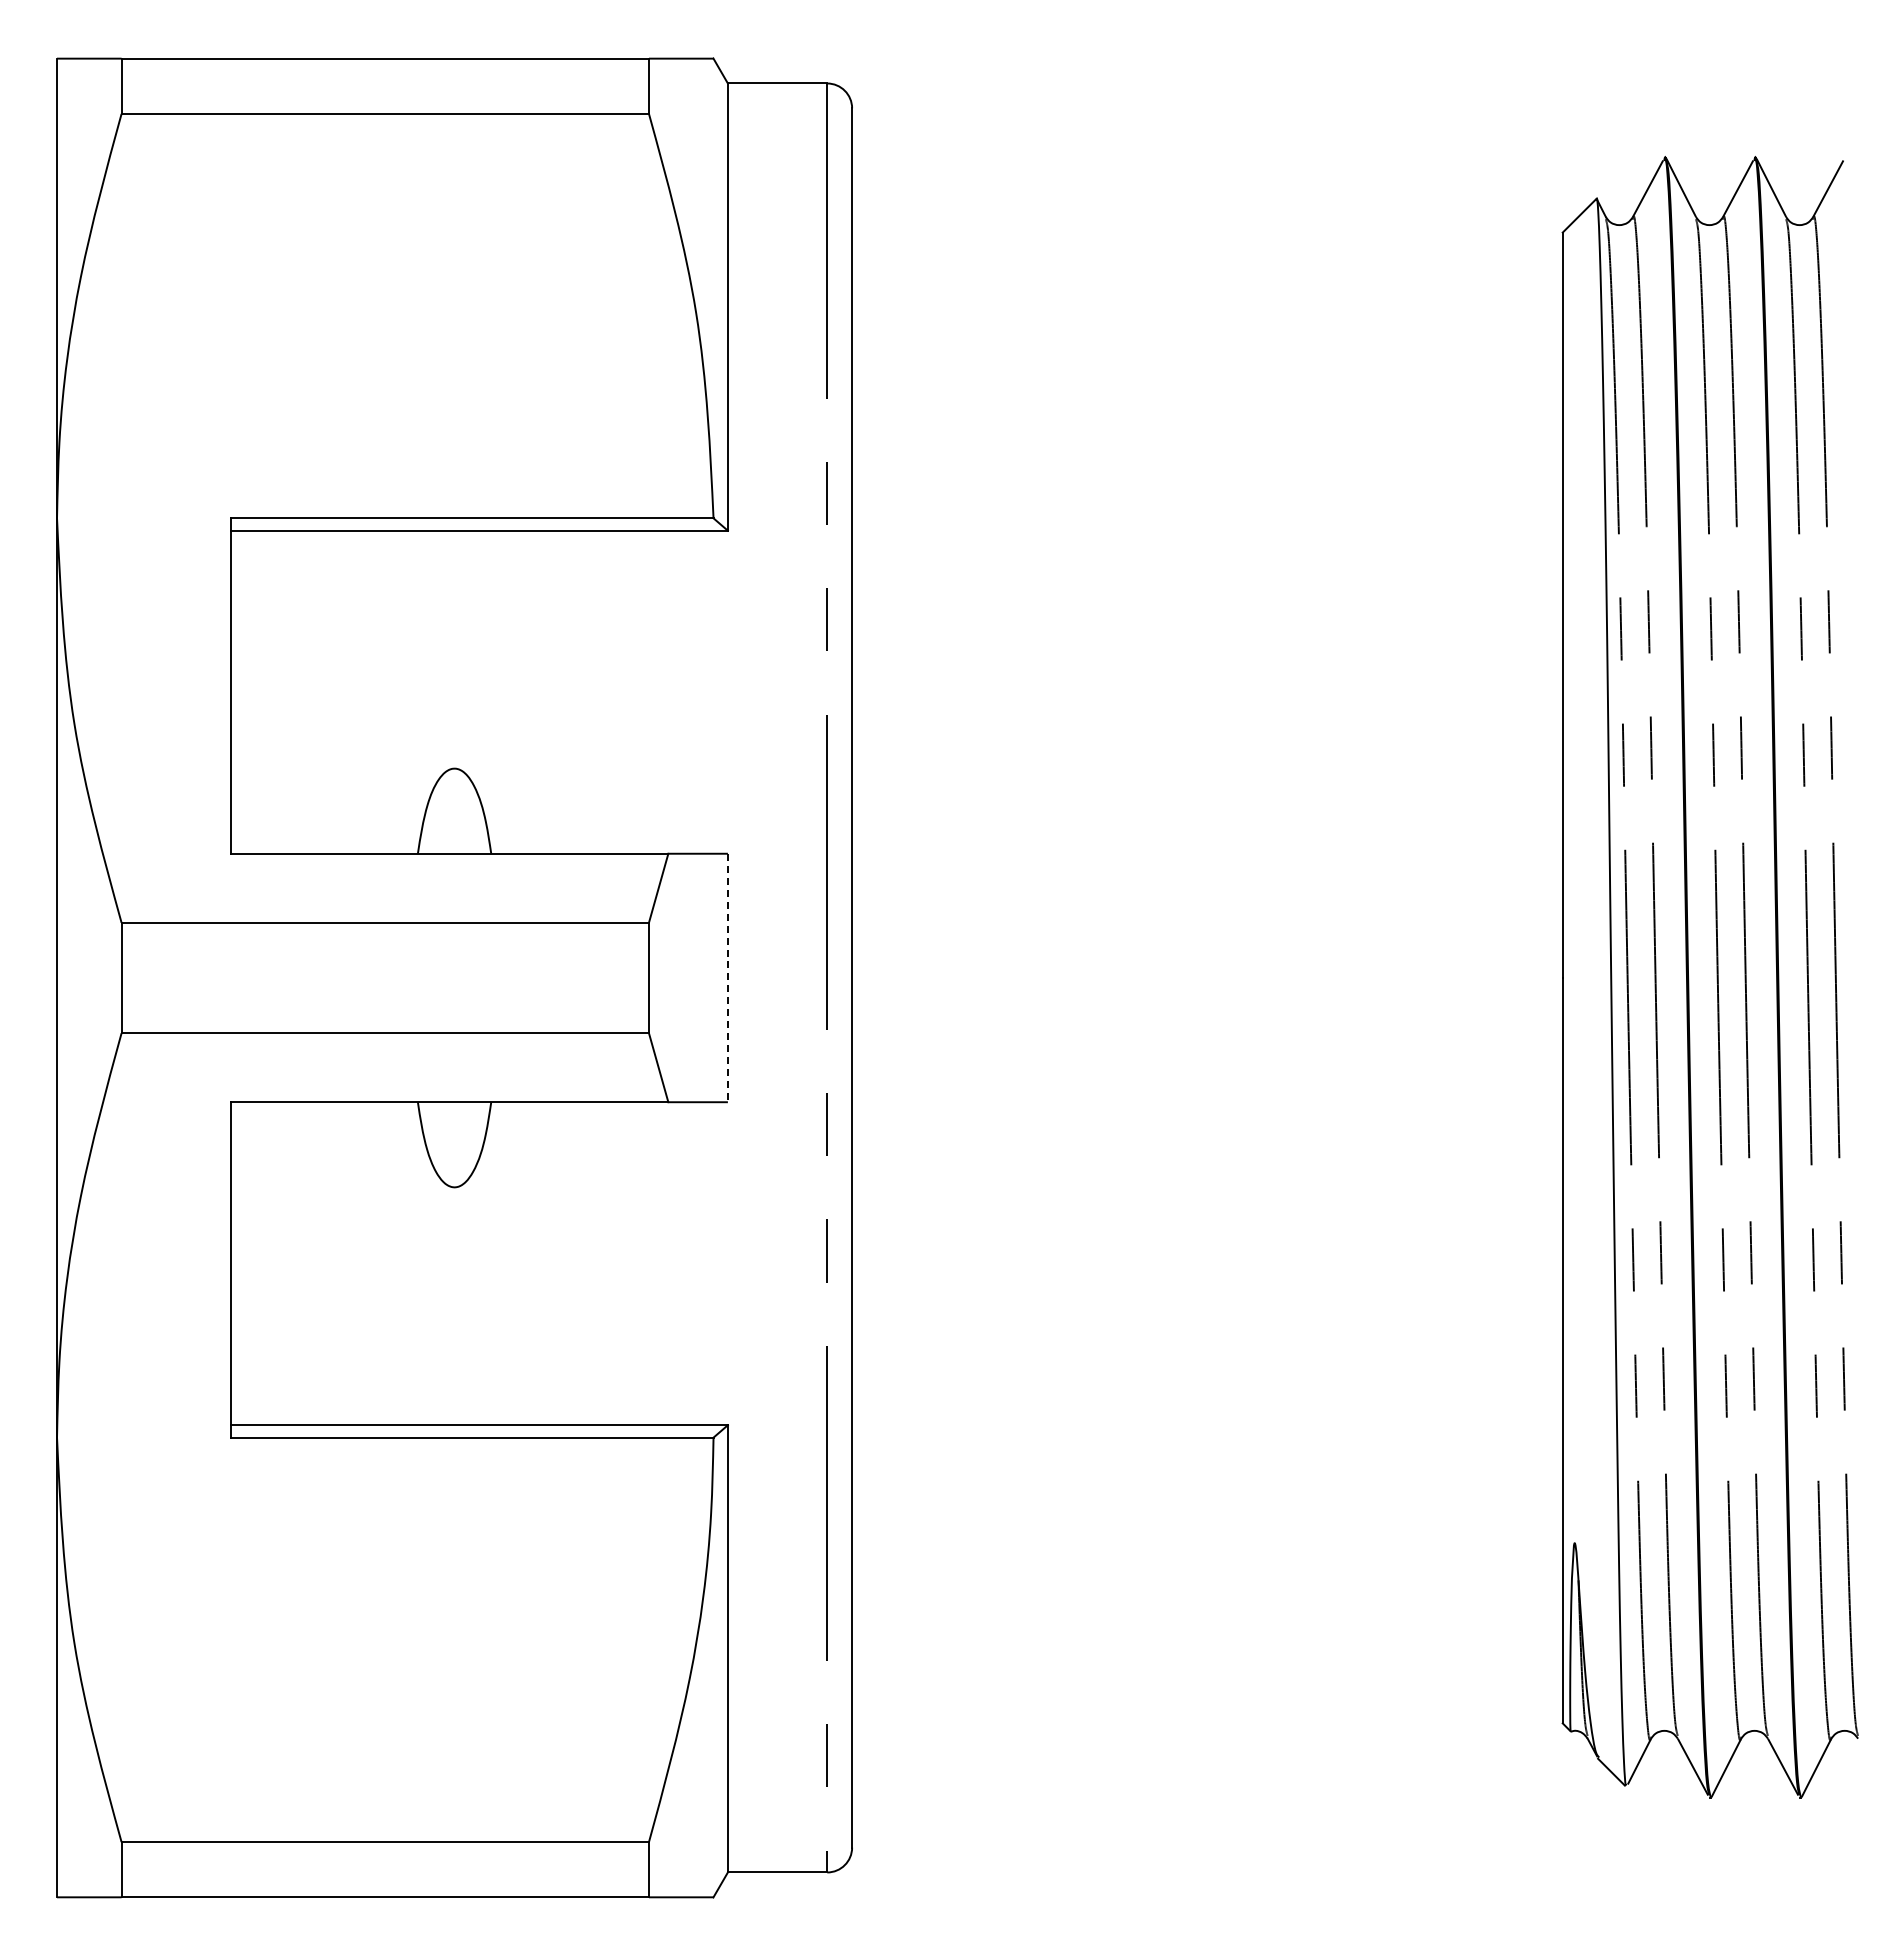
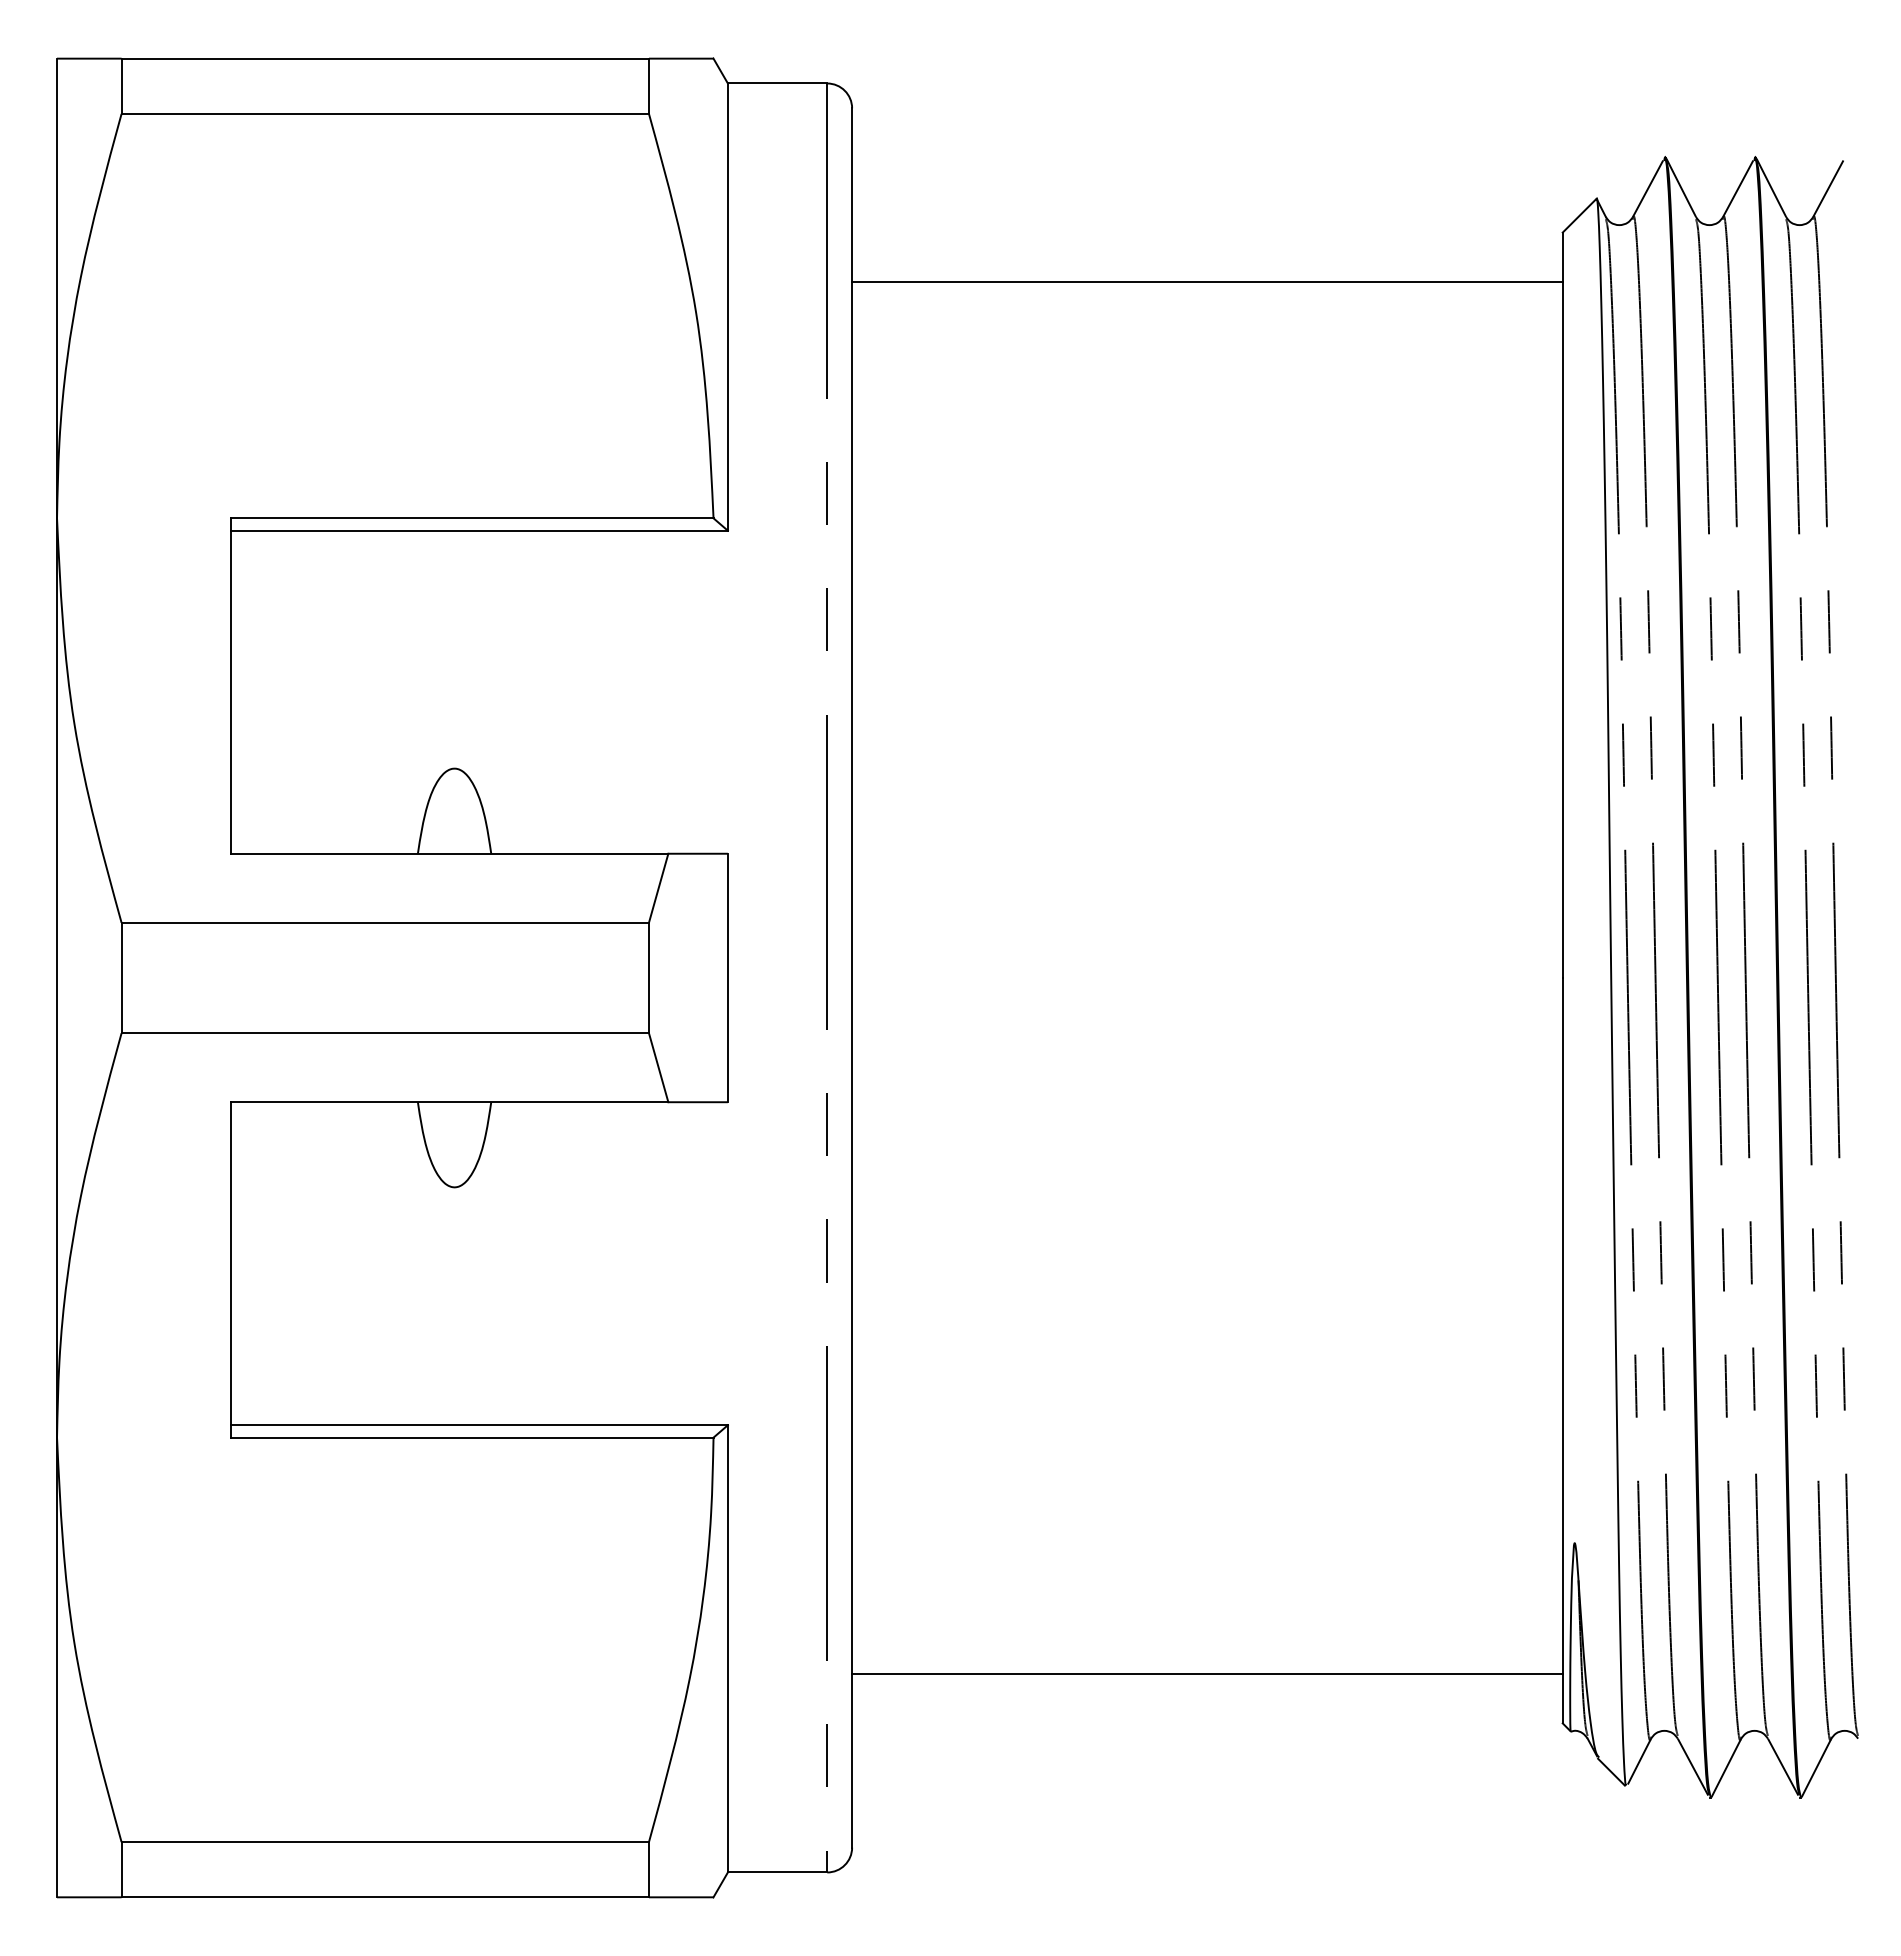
line: none -> present (1207, 282)
line: dashed -> solid (727, 978)
line: none -> present (1207, 1673)
